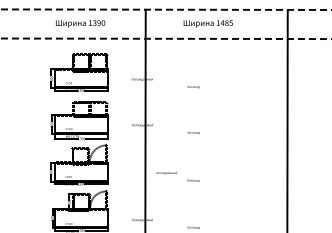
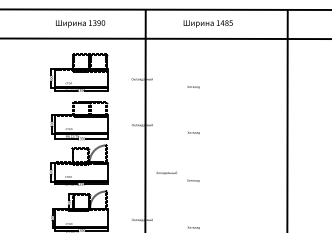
line: dashed -> solid (166, 9)
line: dashed -> solid (166, 38)
